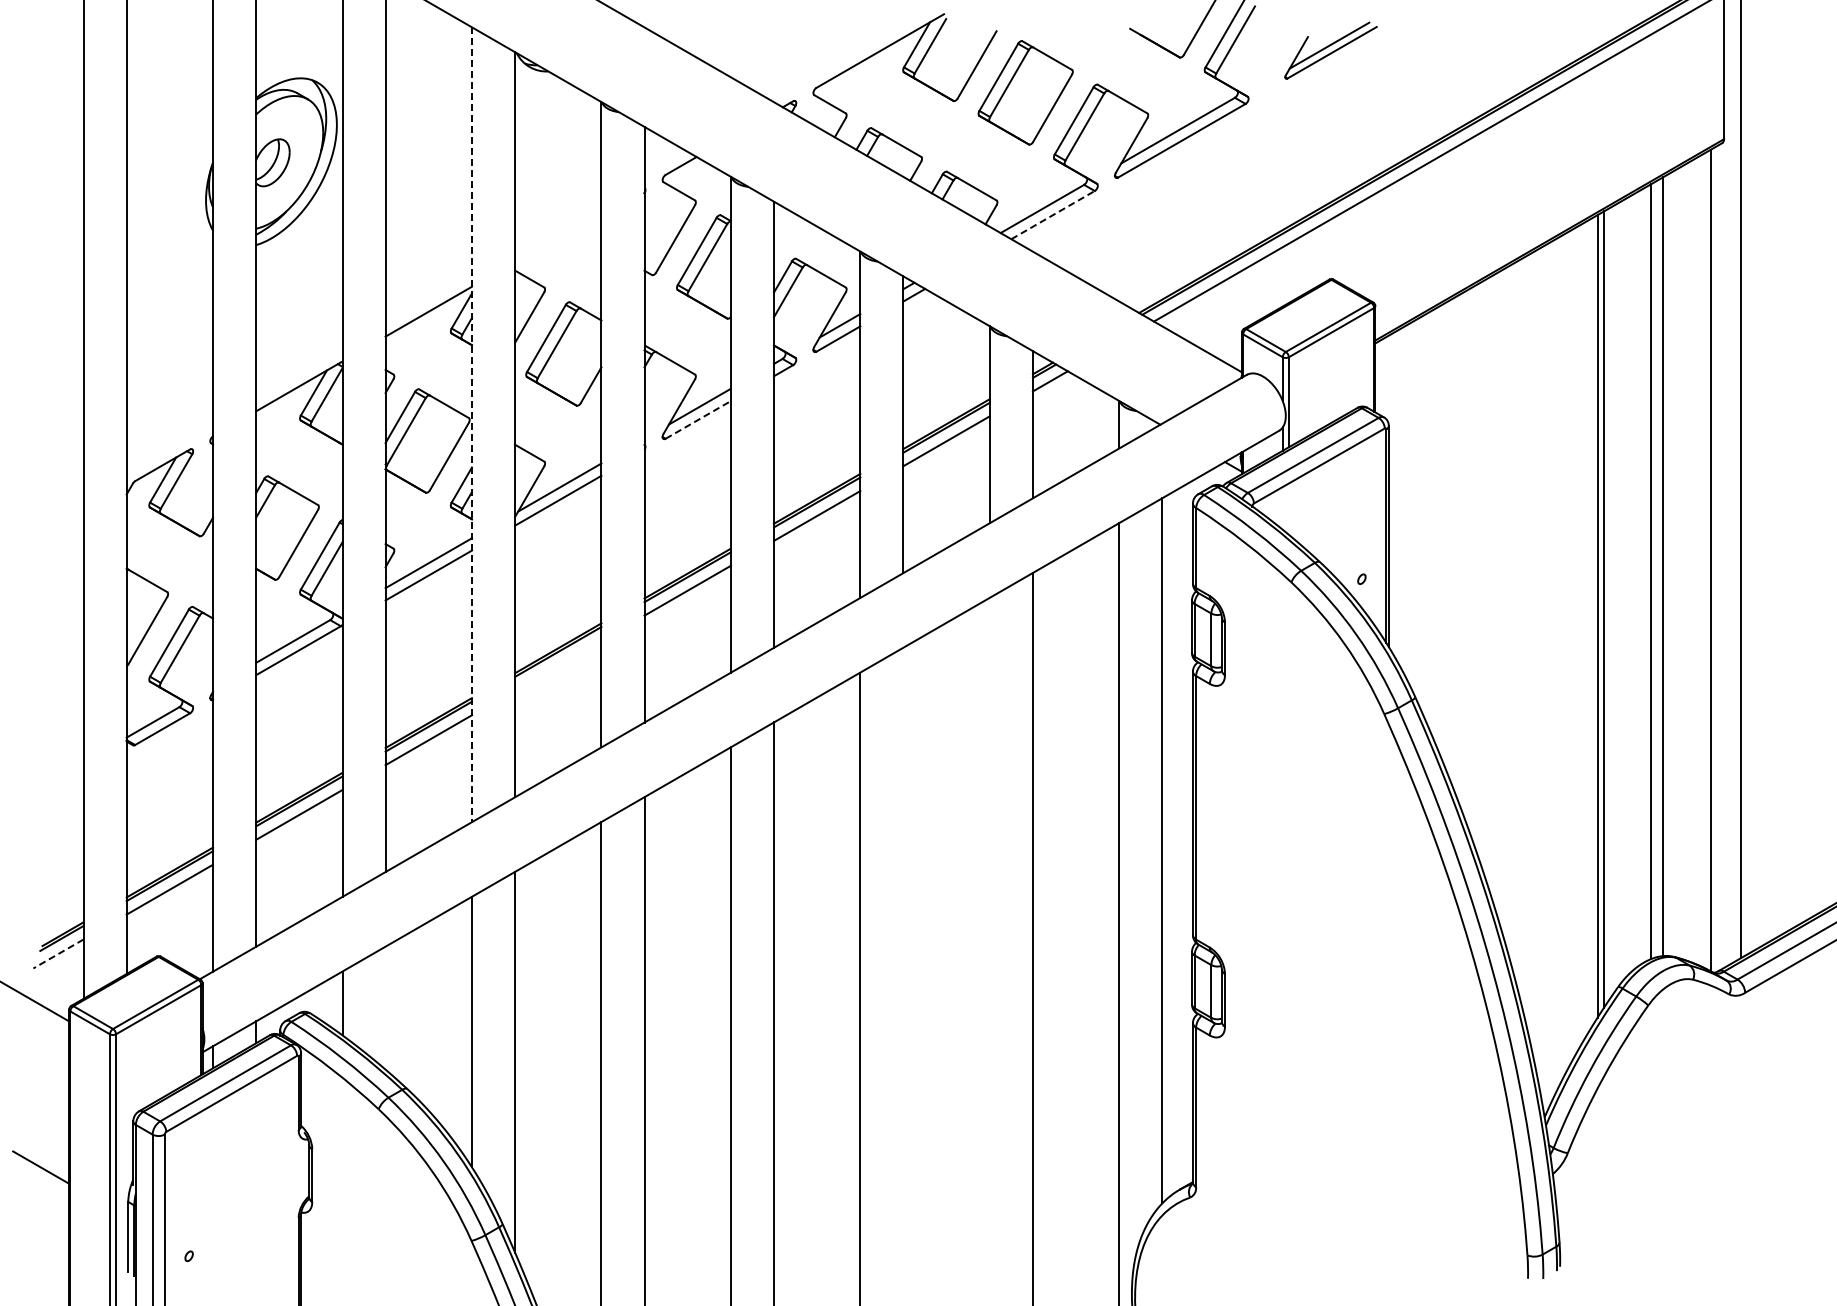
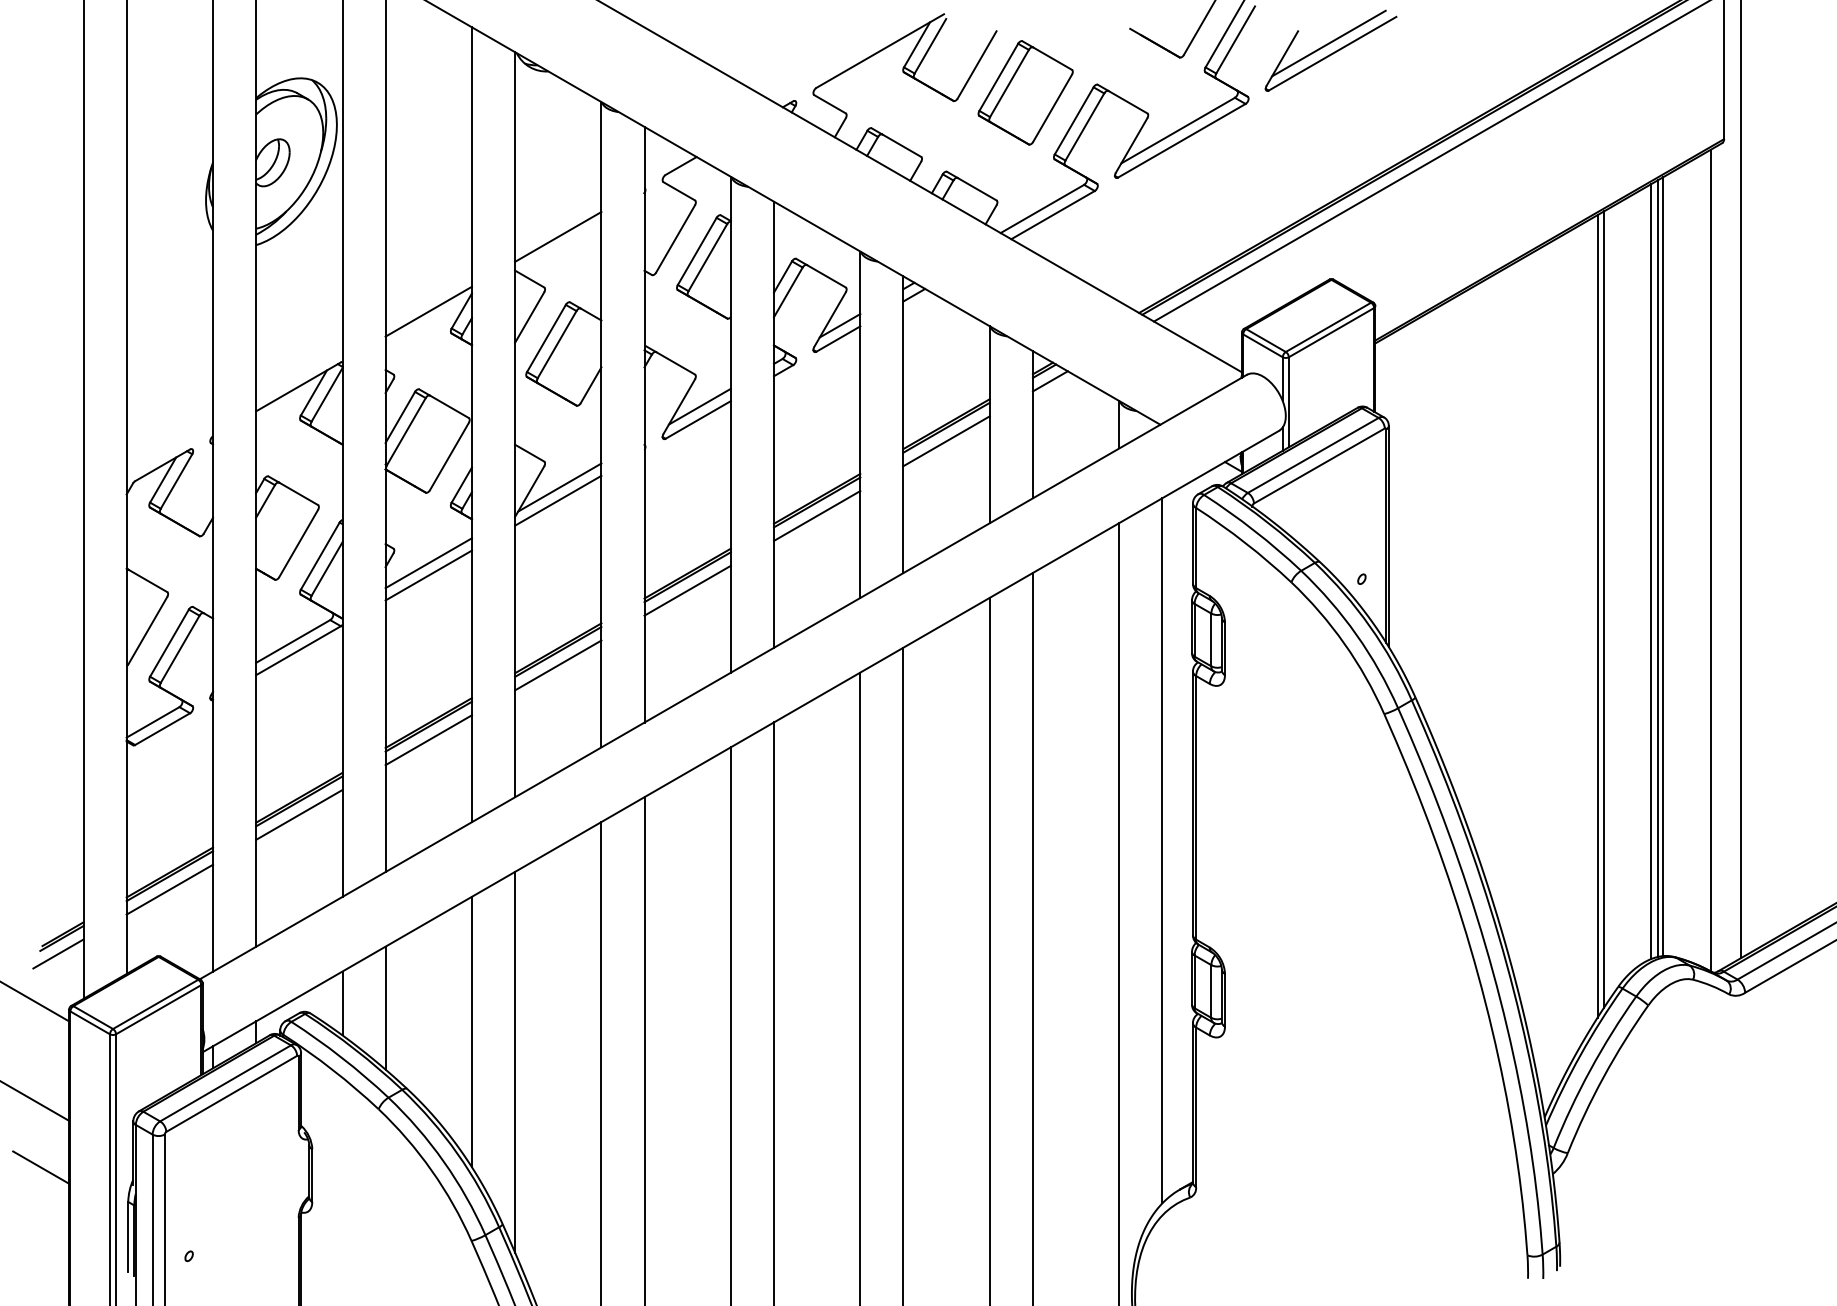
part size: 94x59 px -> 134x83 px (1330, 50)
line: dashed -> solid (1053, 214)
line: none -> present (558, 236)
line: dashed -> solid (698, 419)
line: dashed -> solid (471, 425)
line: none -> present (1658, 568)
line: none -> present (558, 665)
line: none -> present (989, 949)
line: dashed -> solid (58, 954)
line: none -> present (903, 974)
line: none -> present (385, 1007)
line: none -> present (35, 1101)
